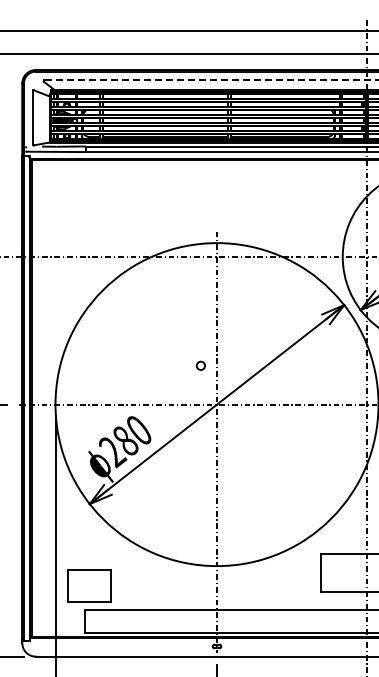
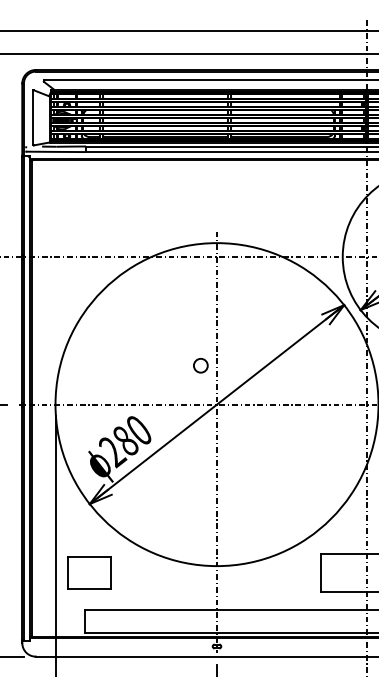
line: dashed -> solid (210, 80)
circle size: 11x11 px -> 16x16 px (200, 365)
part position: (89, 585) -> (89, 572) (89, 572)
